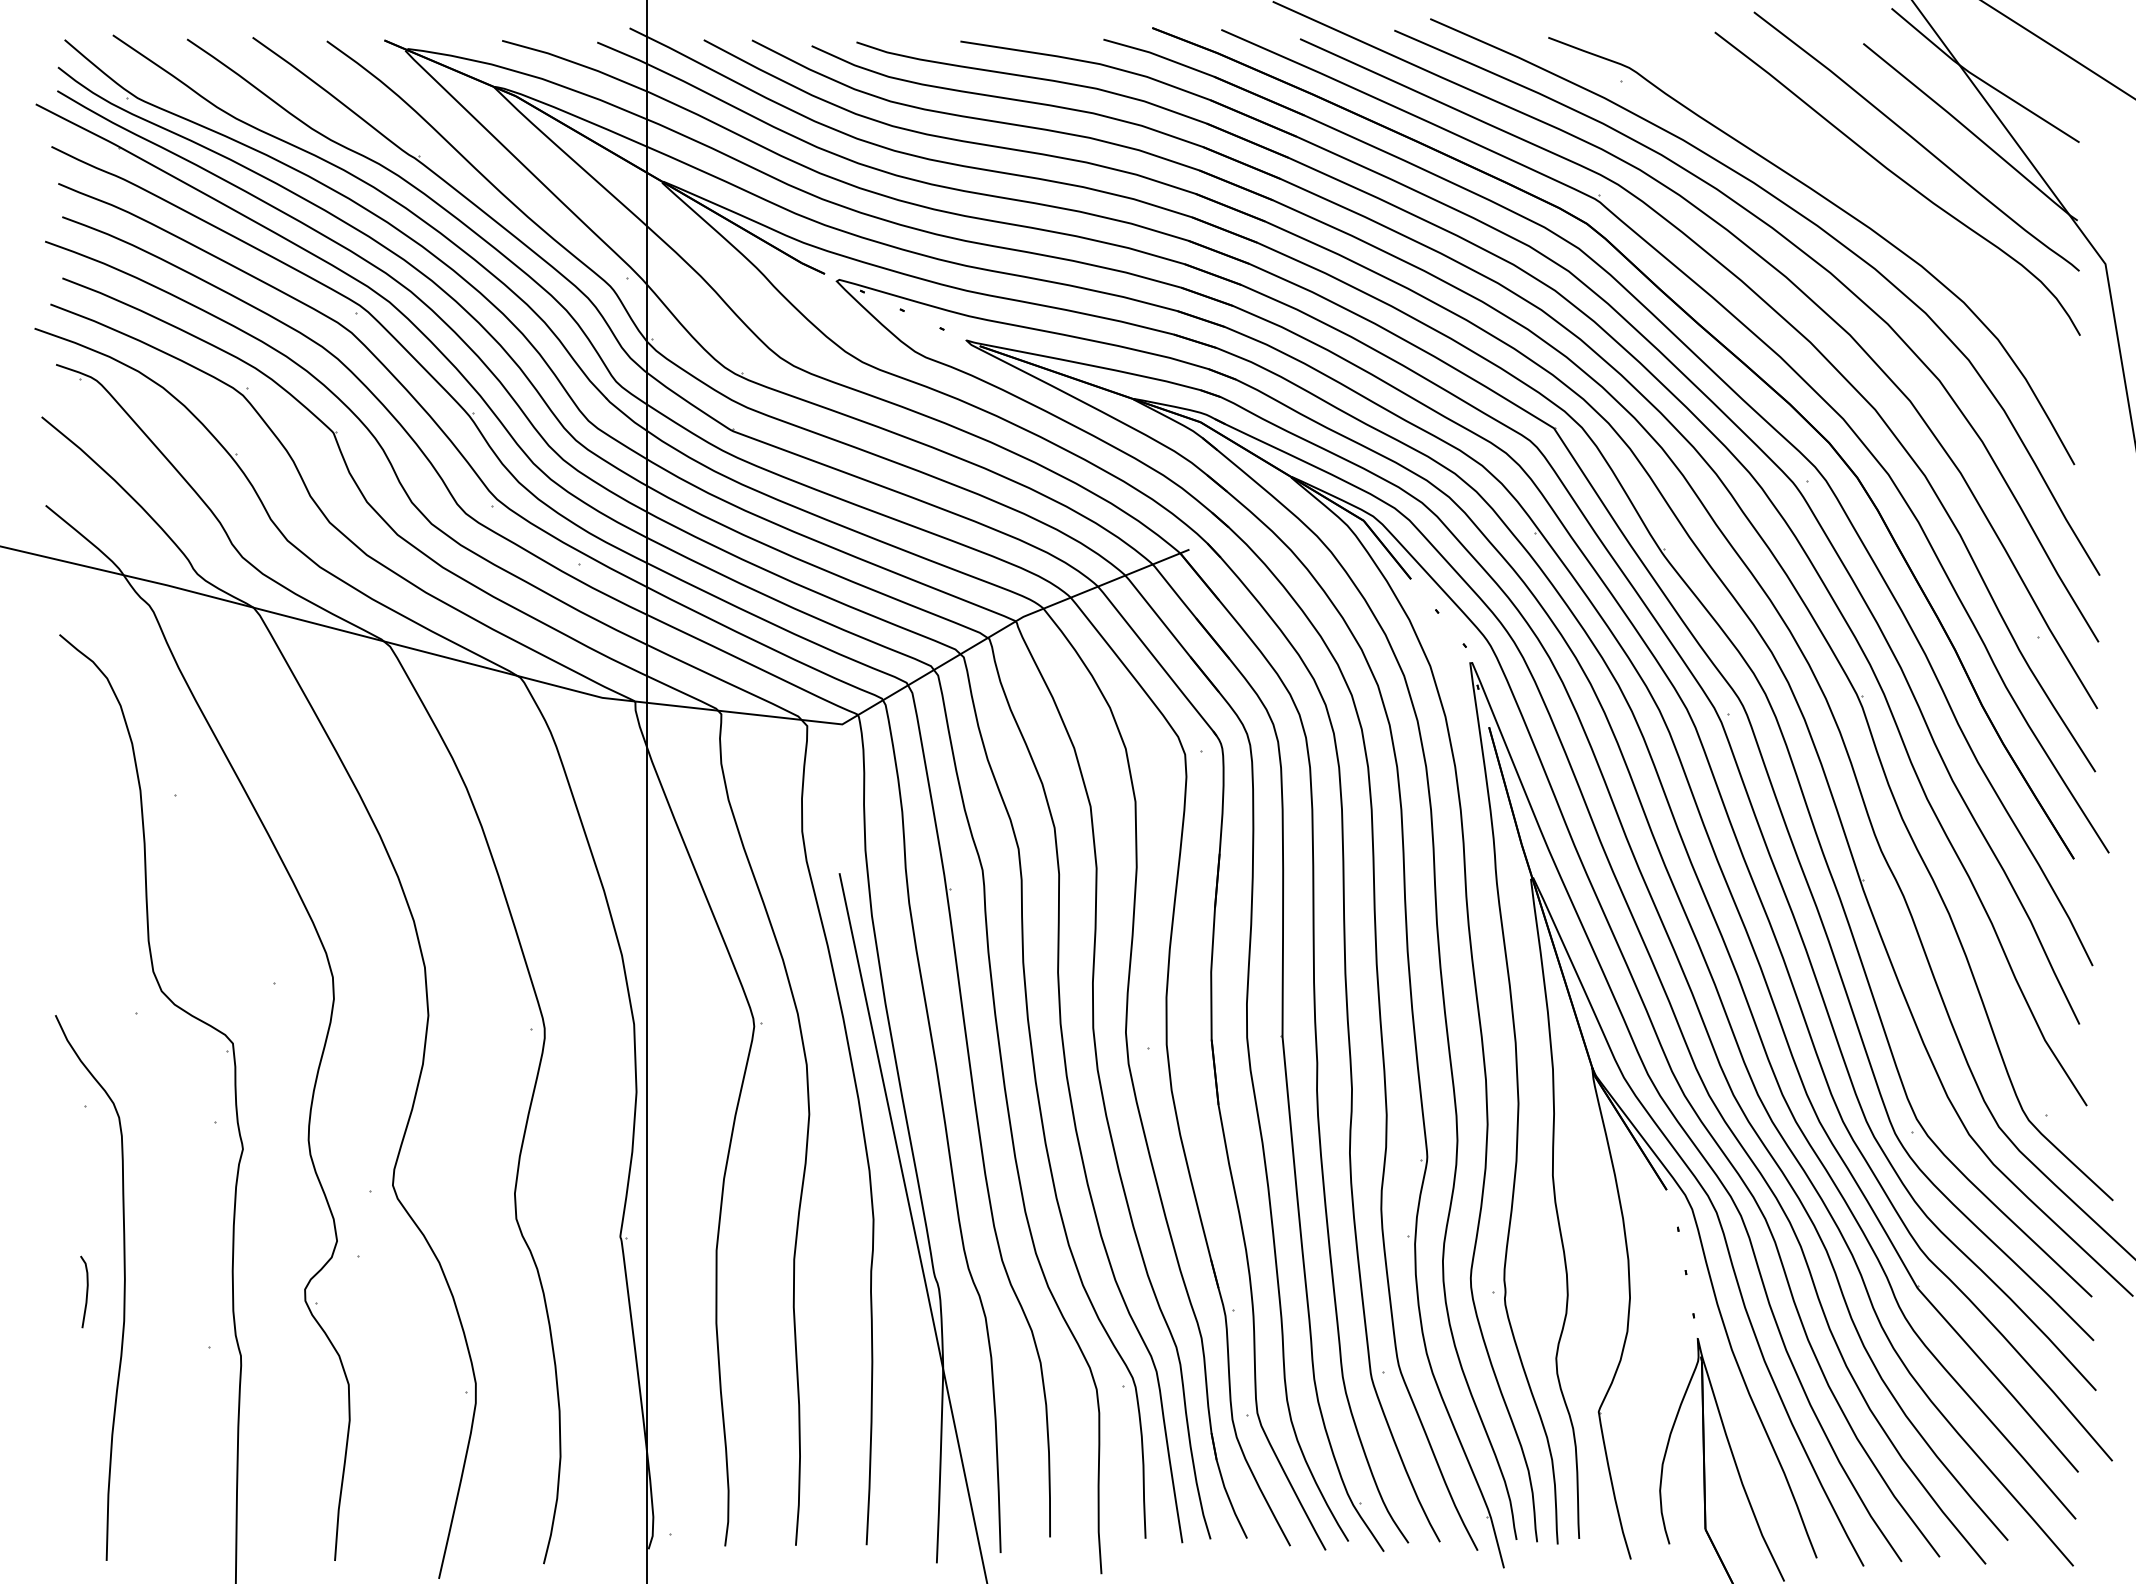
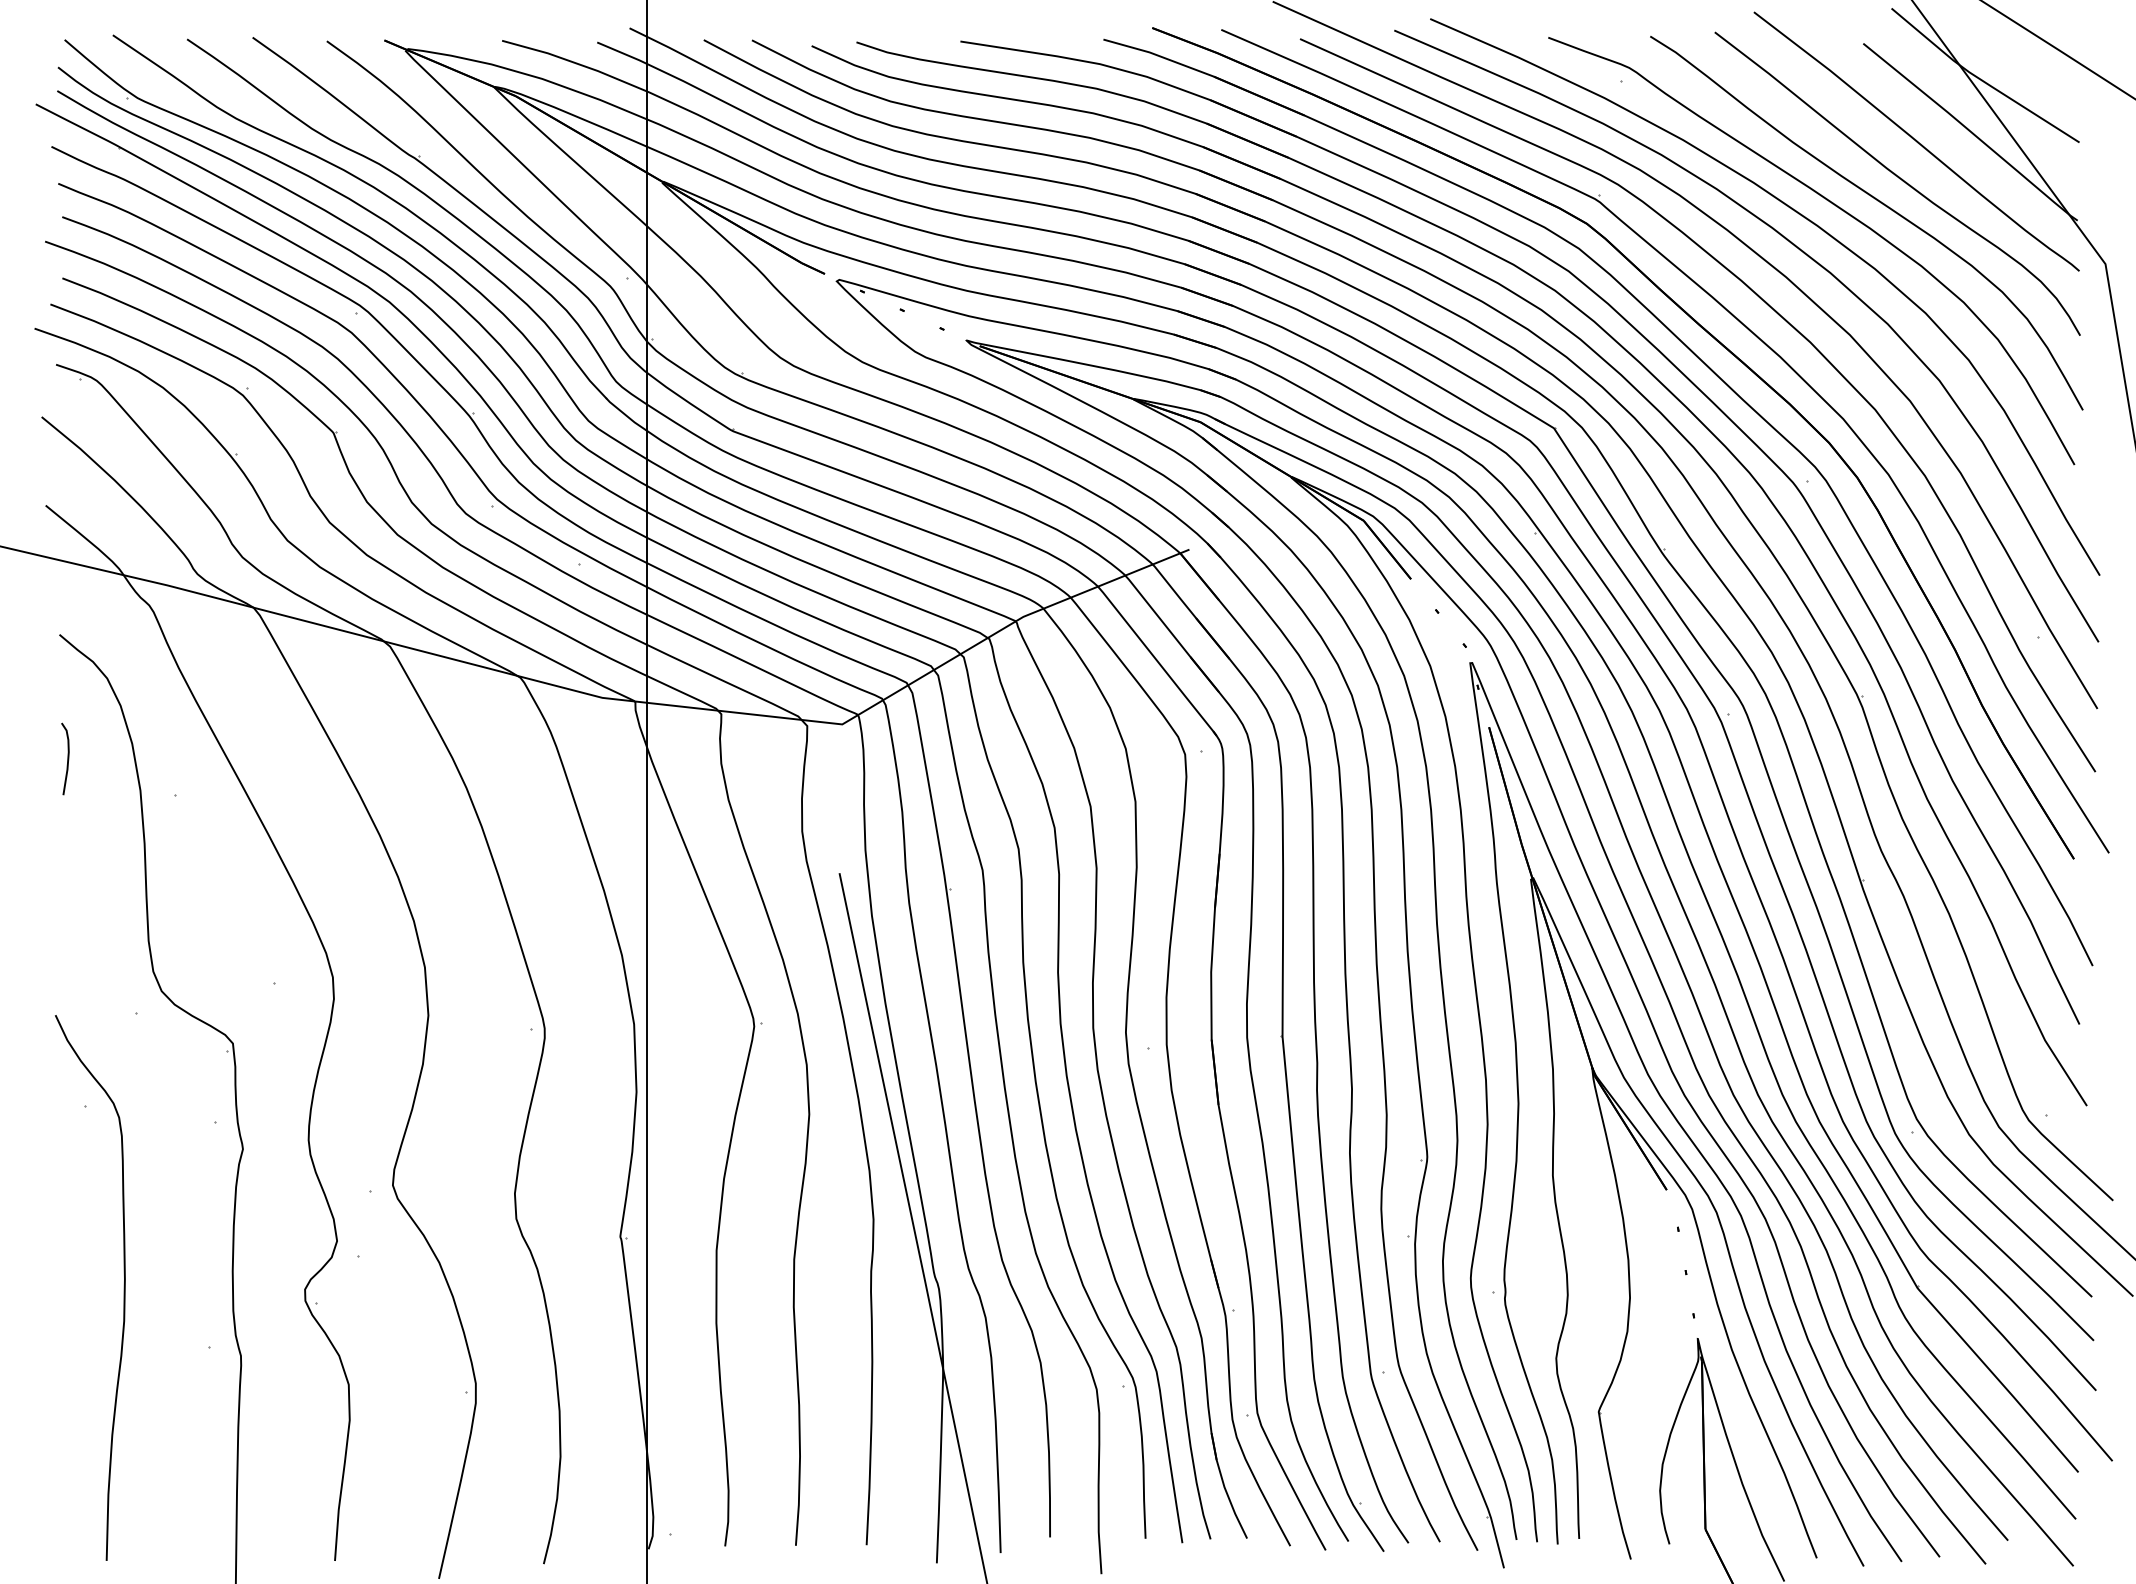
curve: none -> present (1880, 203)
curve position: (86, 1291) -> (67, 758) (67, 758)
